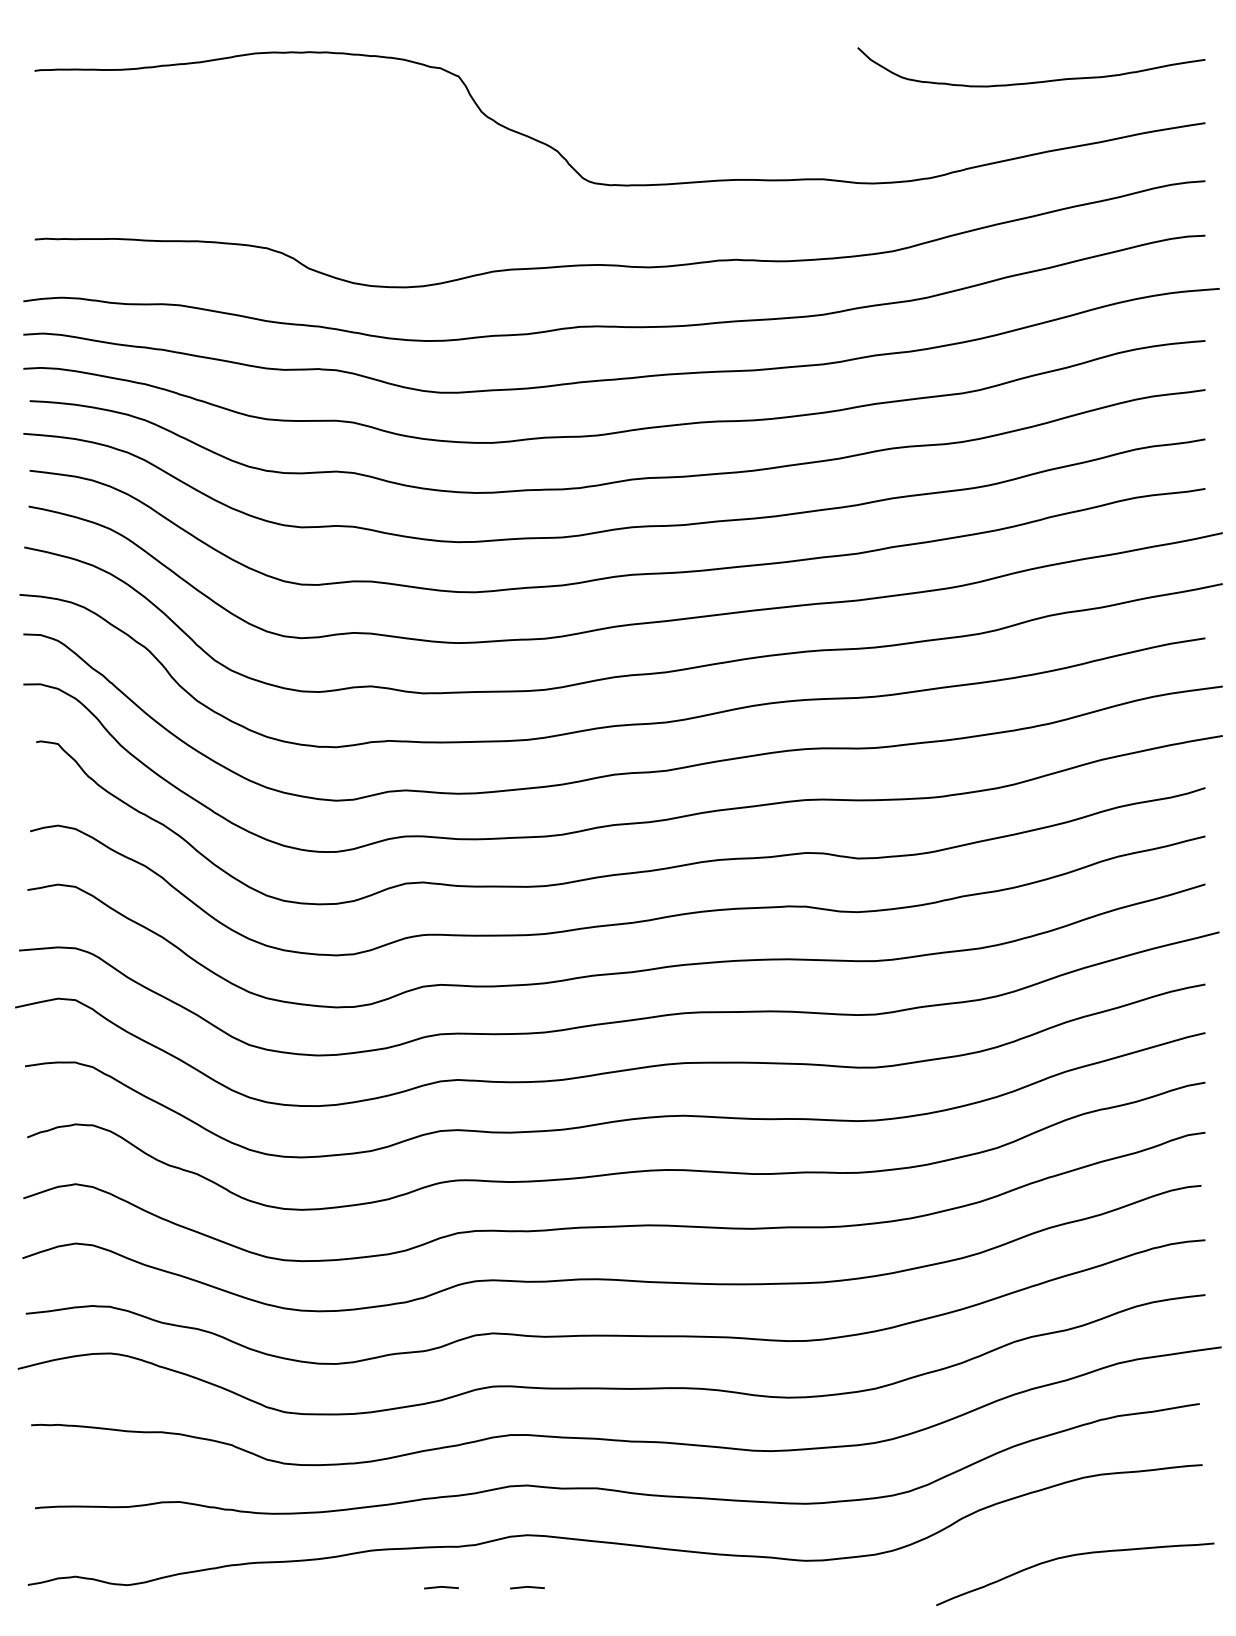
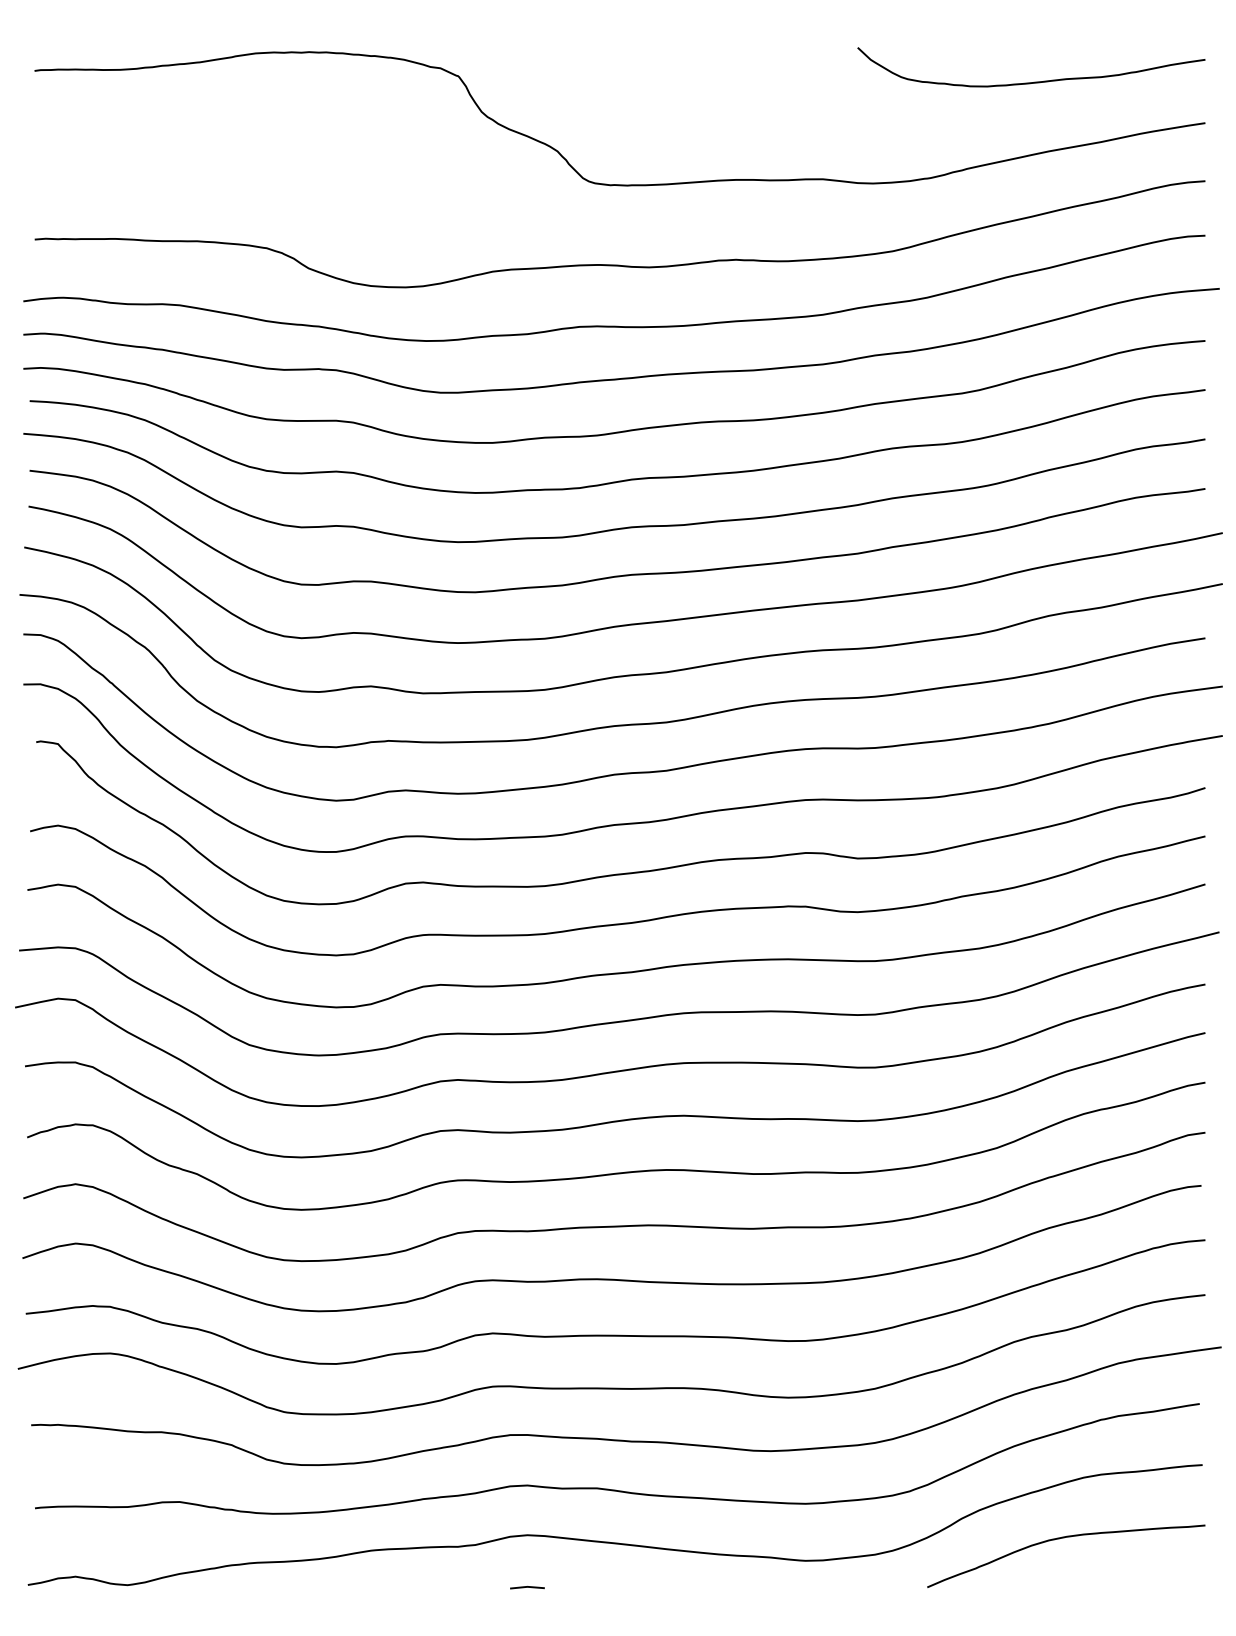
curve position: (1073, 1556) -> (1064, 1538) (1064, 1538)
line: present -> none (441, 1587)
